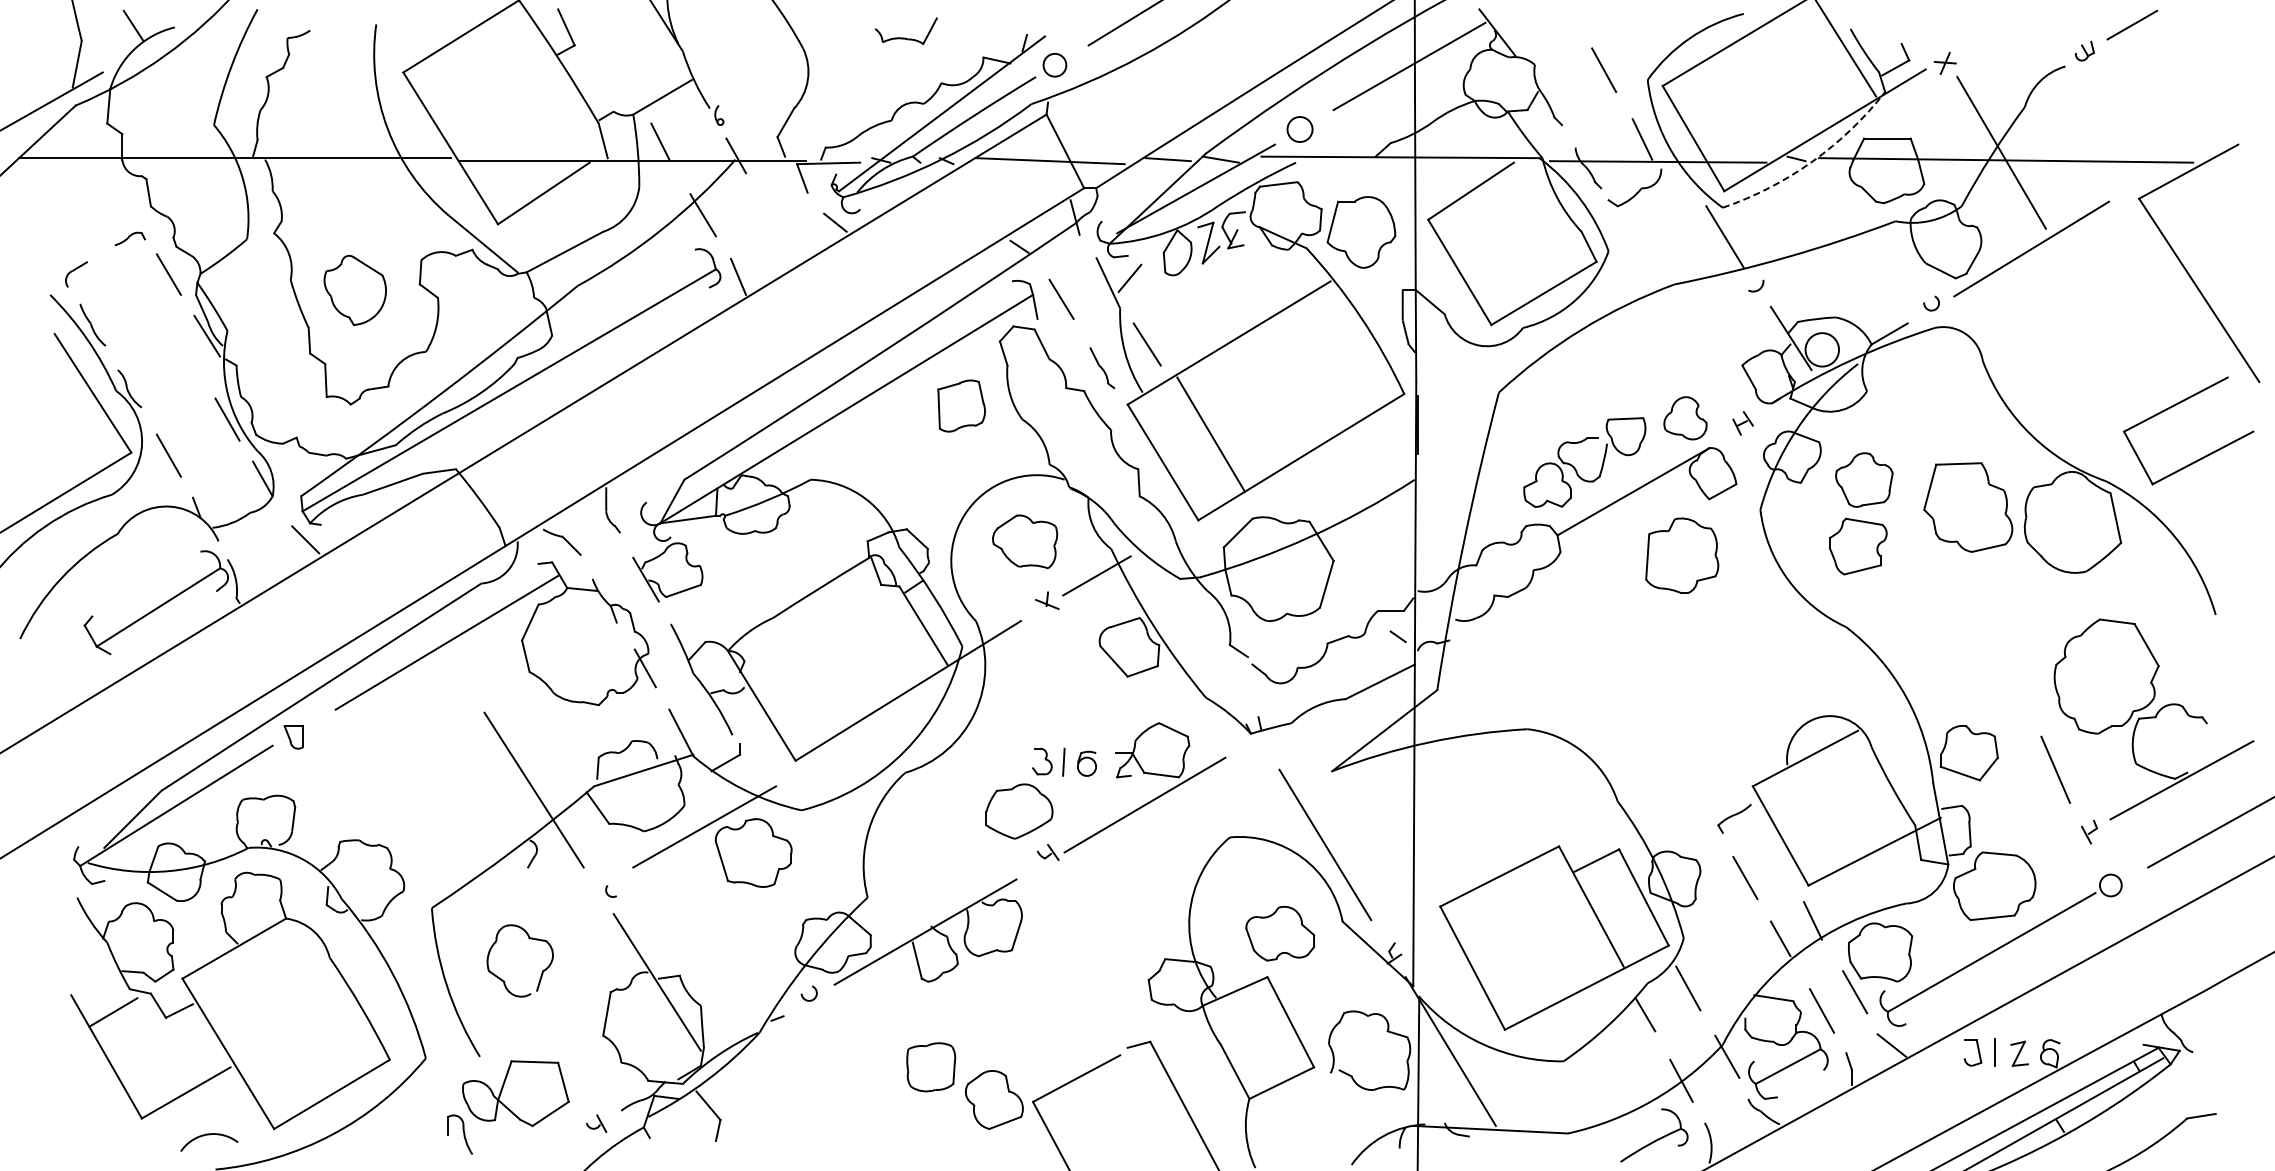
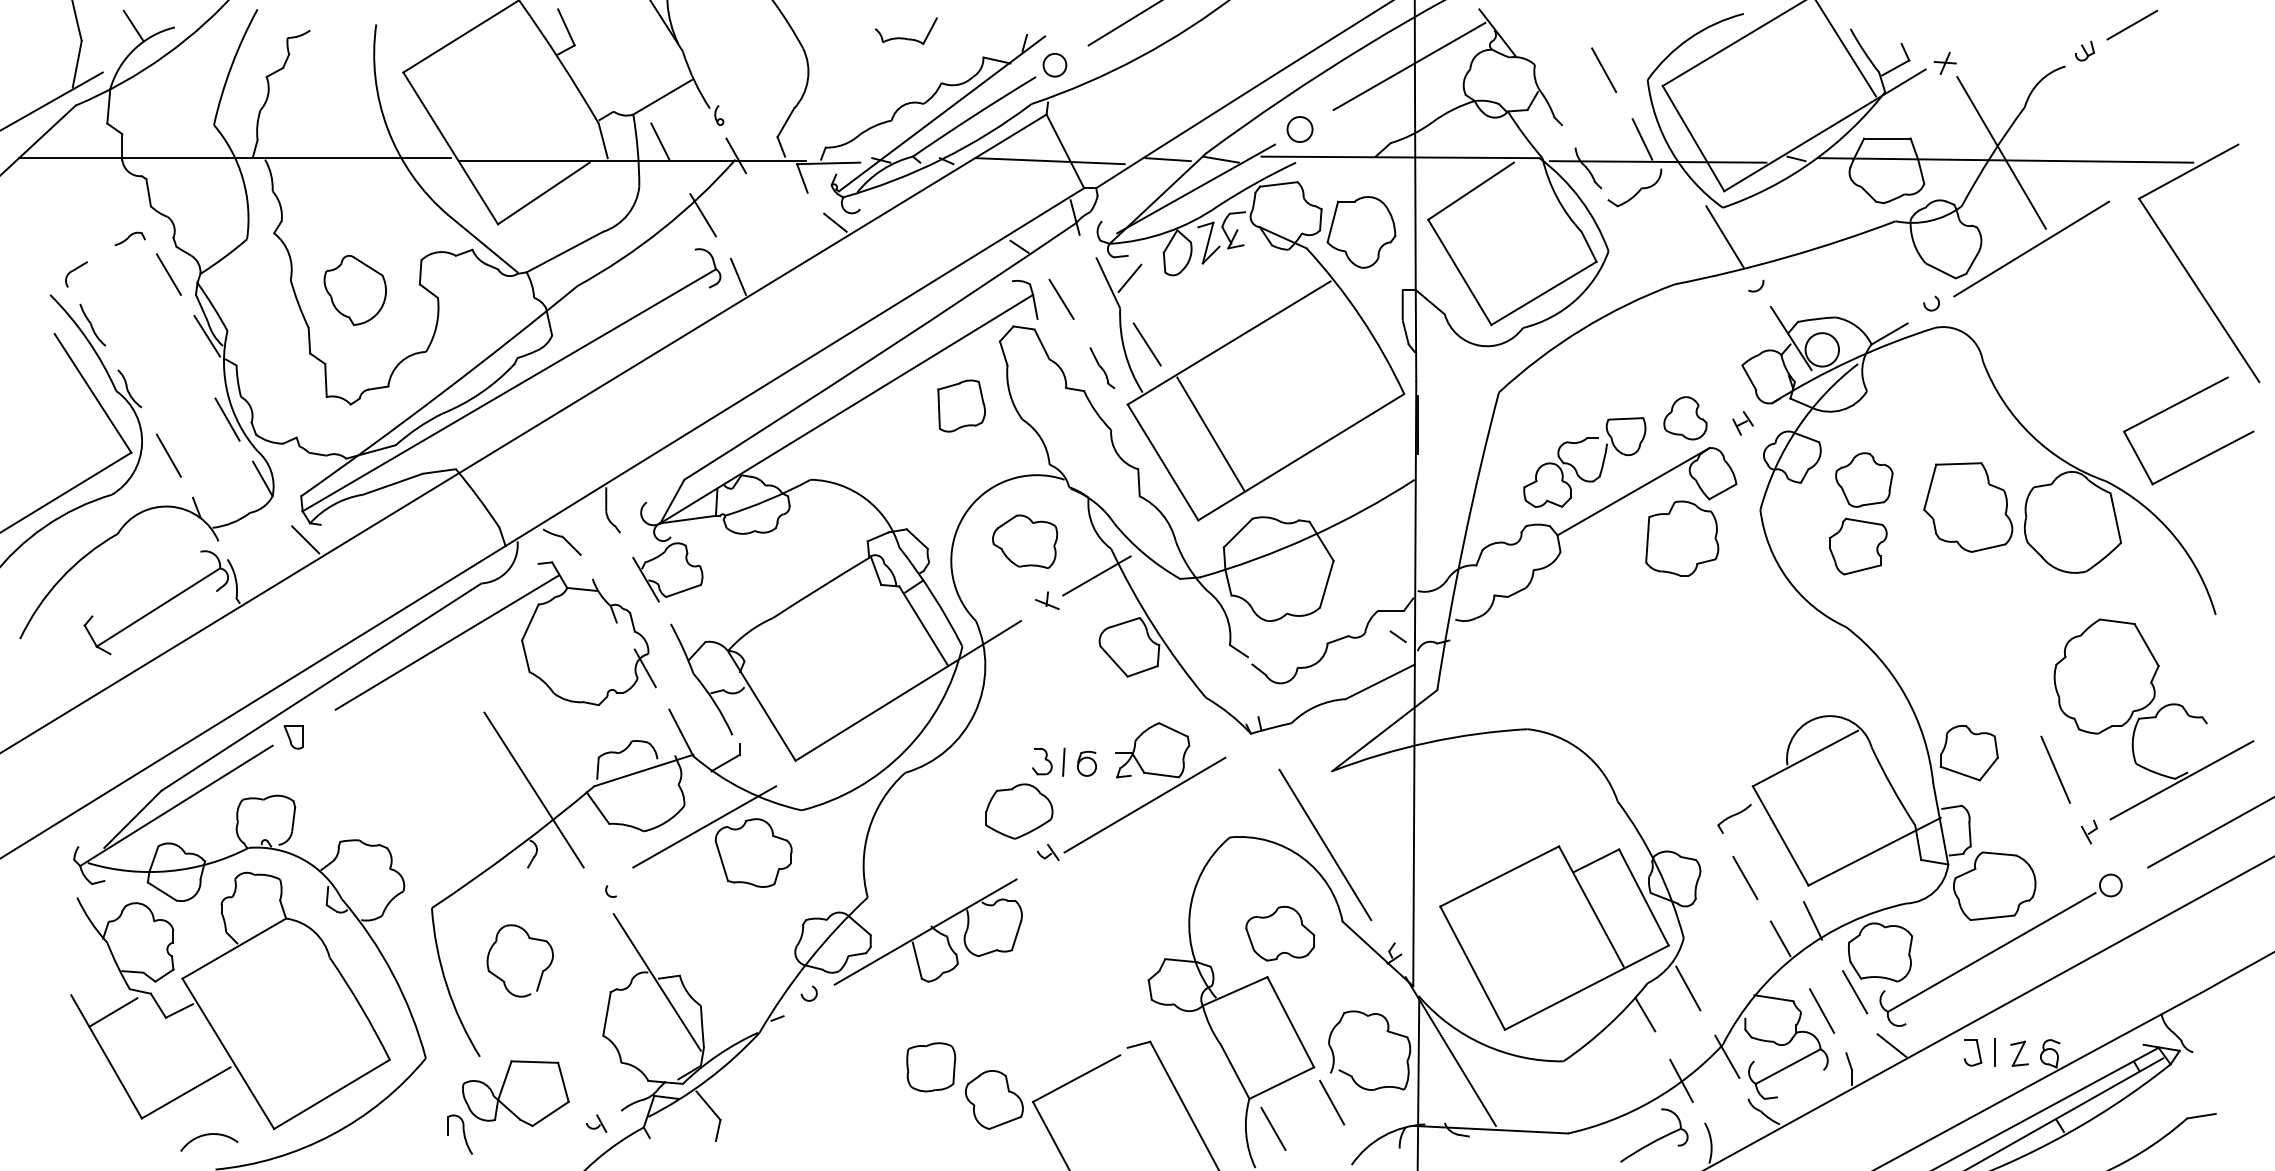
arc: dashed -> solid (1812, 161)
part position: (1682, 555) -> (1682, 538) (1682, 538)
line: none -> present (1332, 1102)
line: none -> present (1273, 1128)
